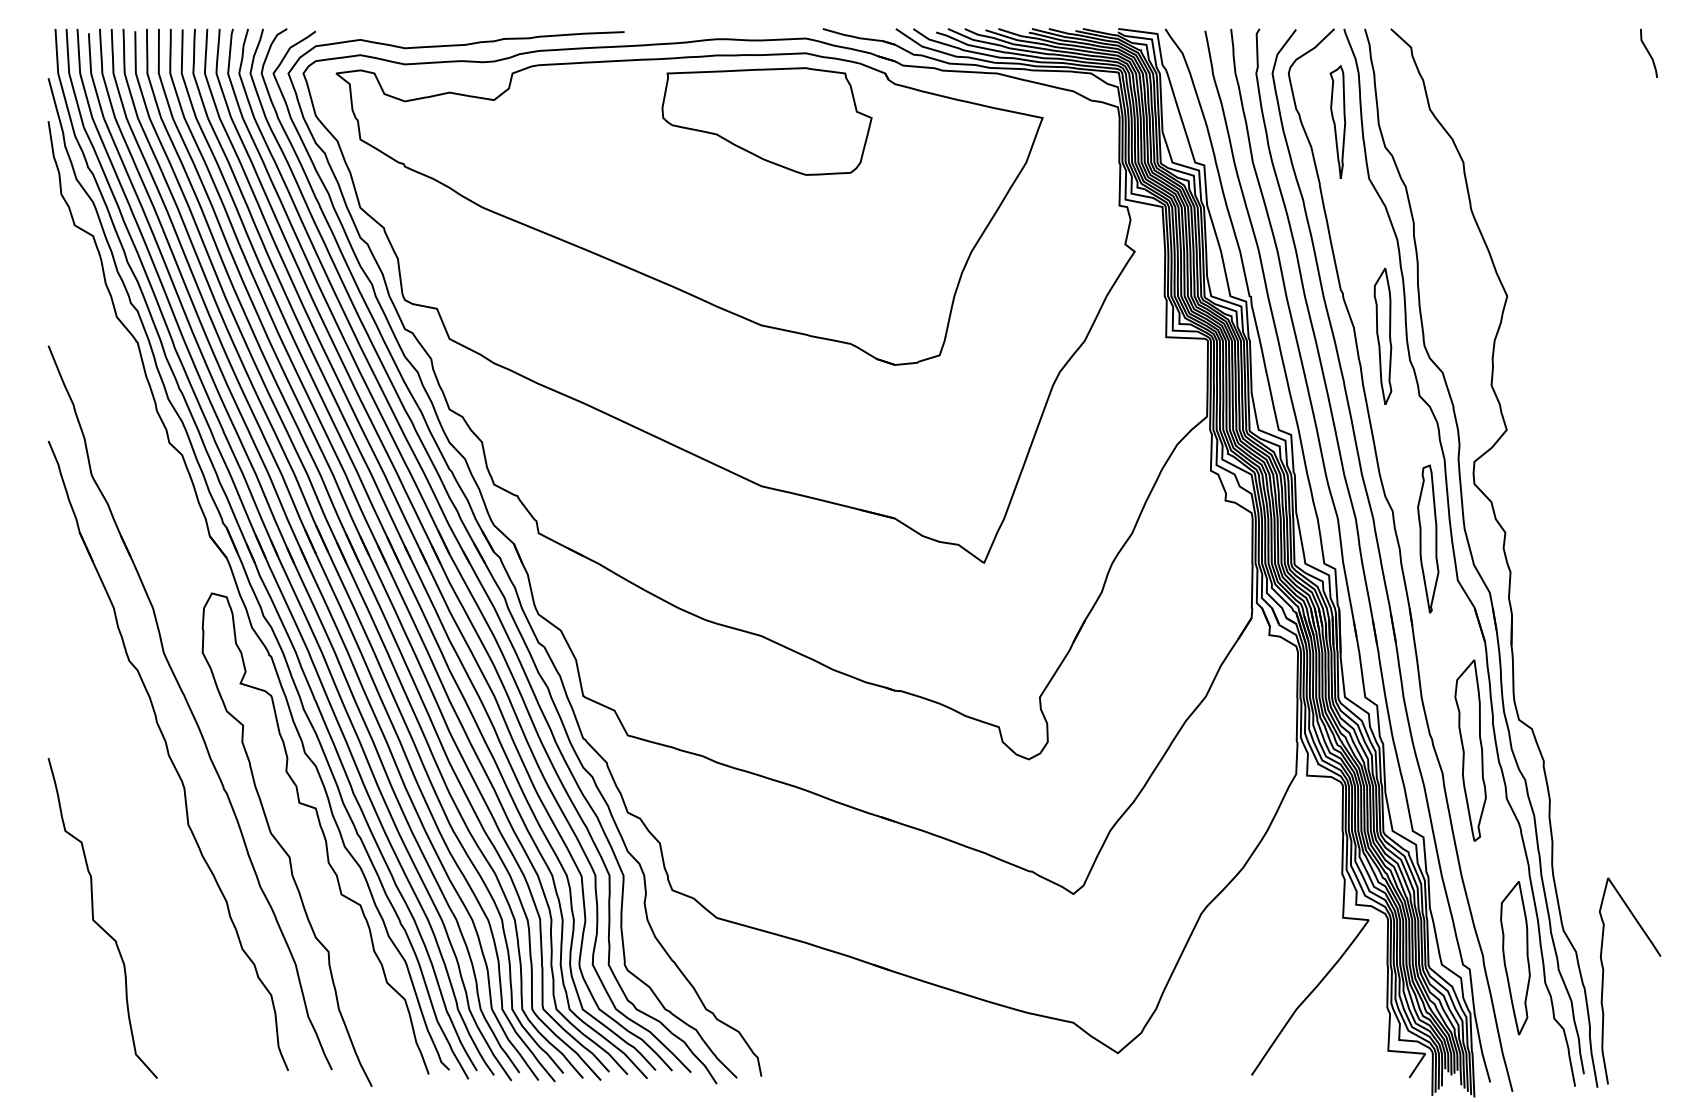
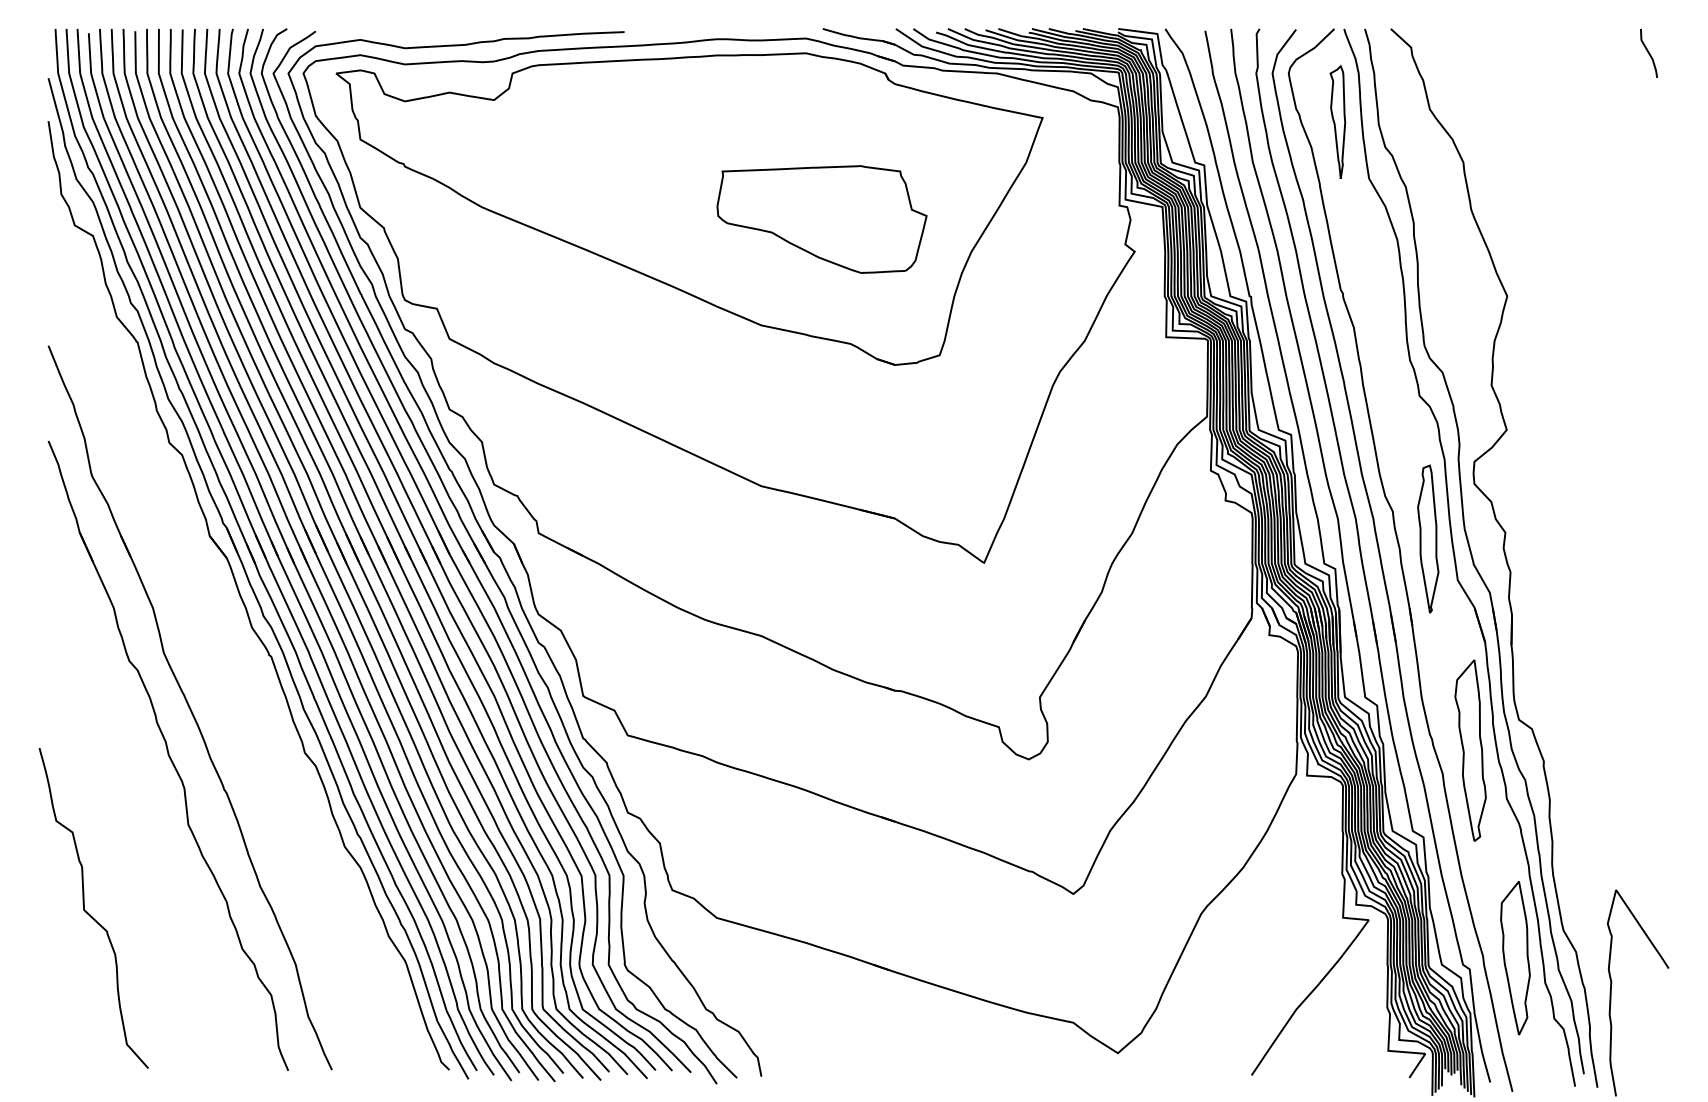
part position: (766, 121) -> (821, 219) (821, 219)
part: present -> none (1382, 335)
curve: present -> none (323, 837)
curve position: (97, 922) -> (88, 912) (88, 912)
curve position: (1603, 980) -> (1611, 992) (1611, 992)
